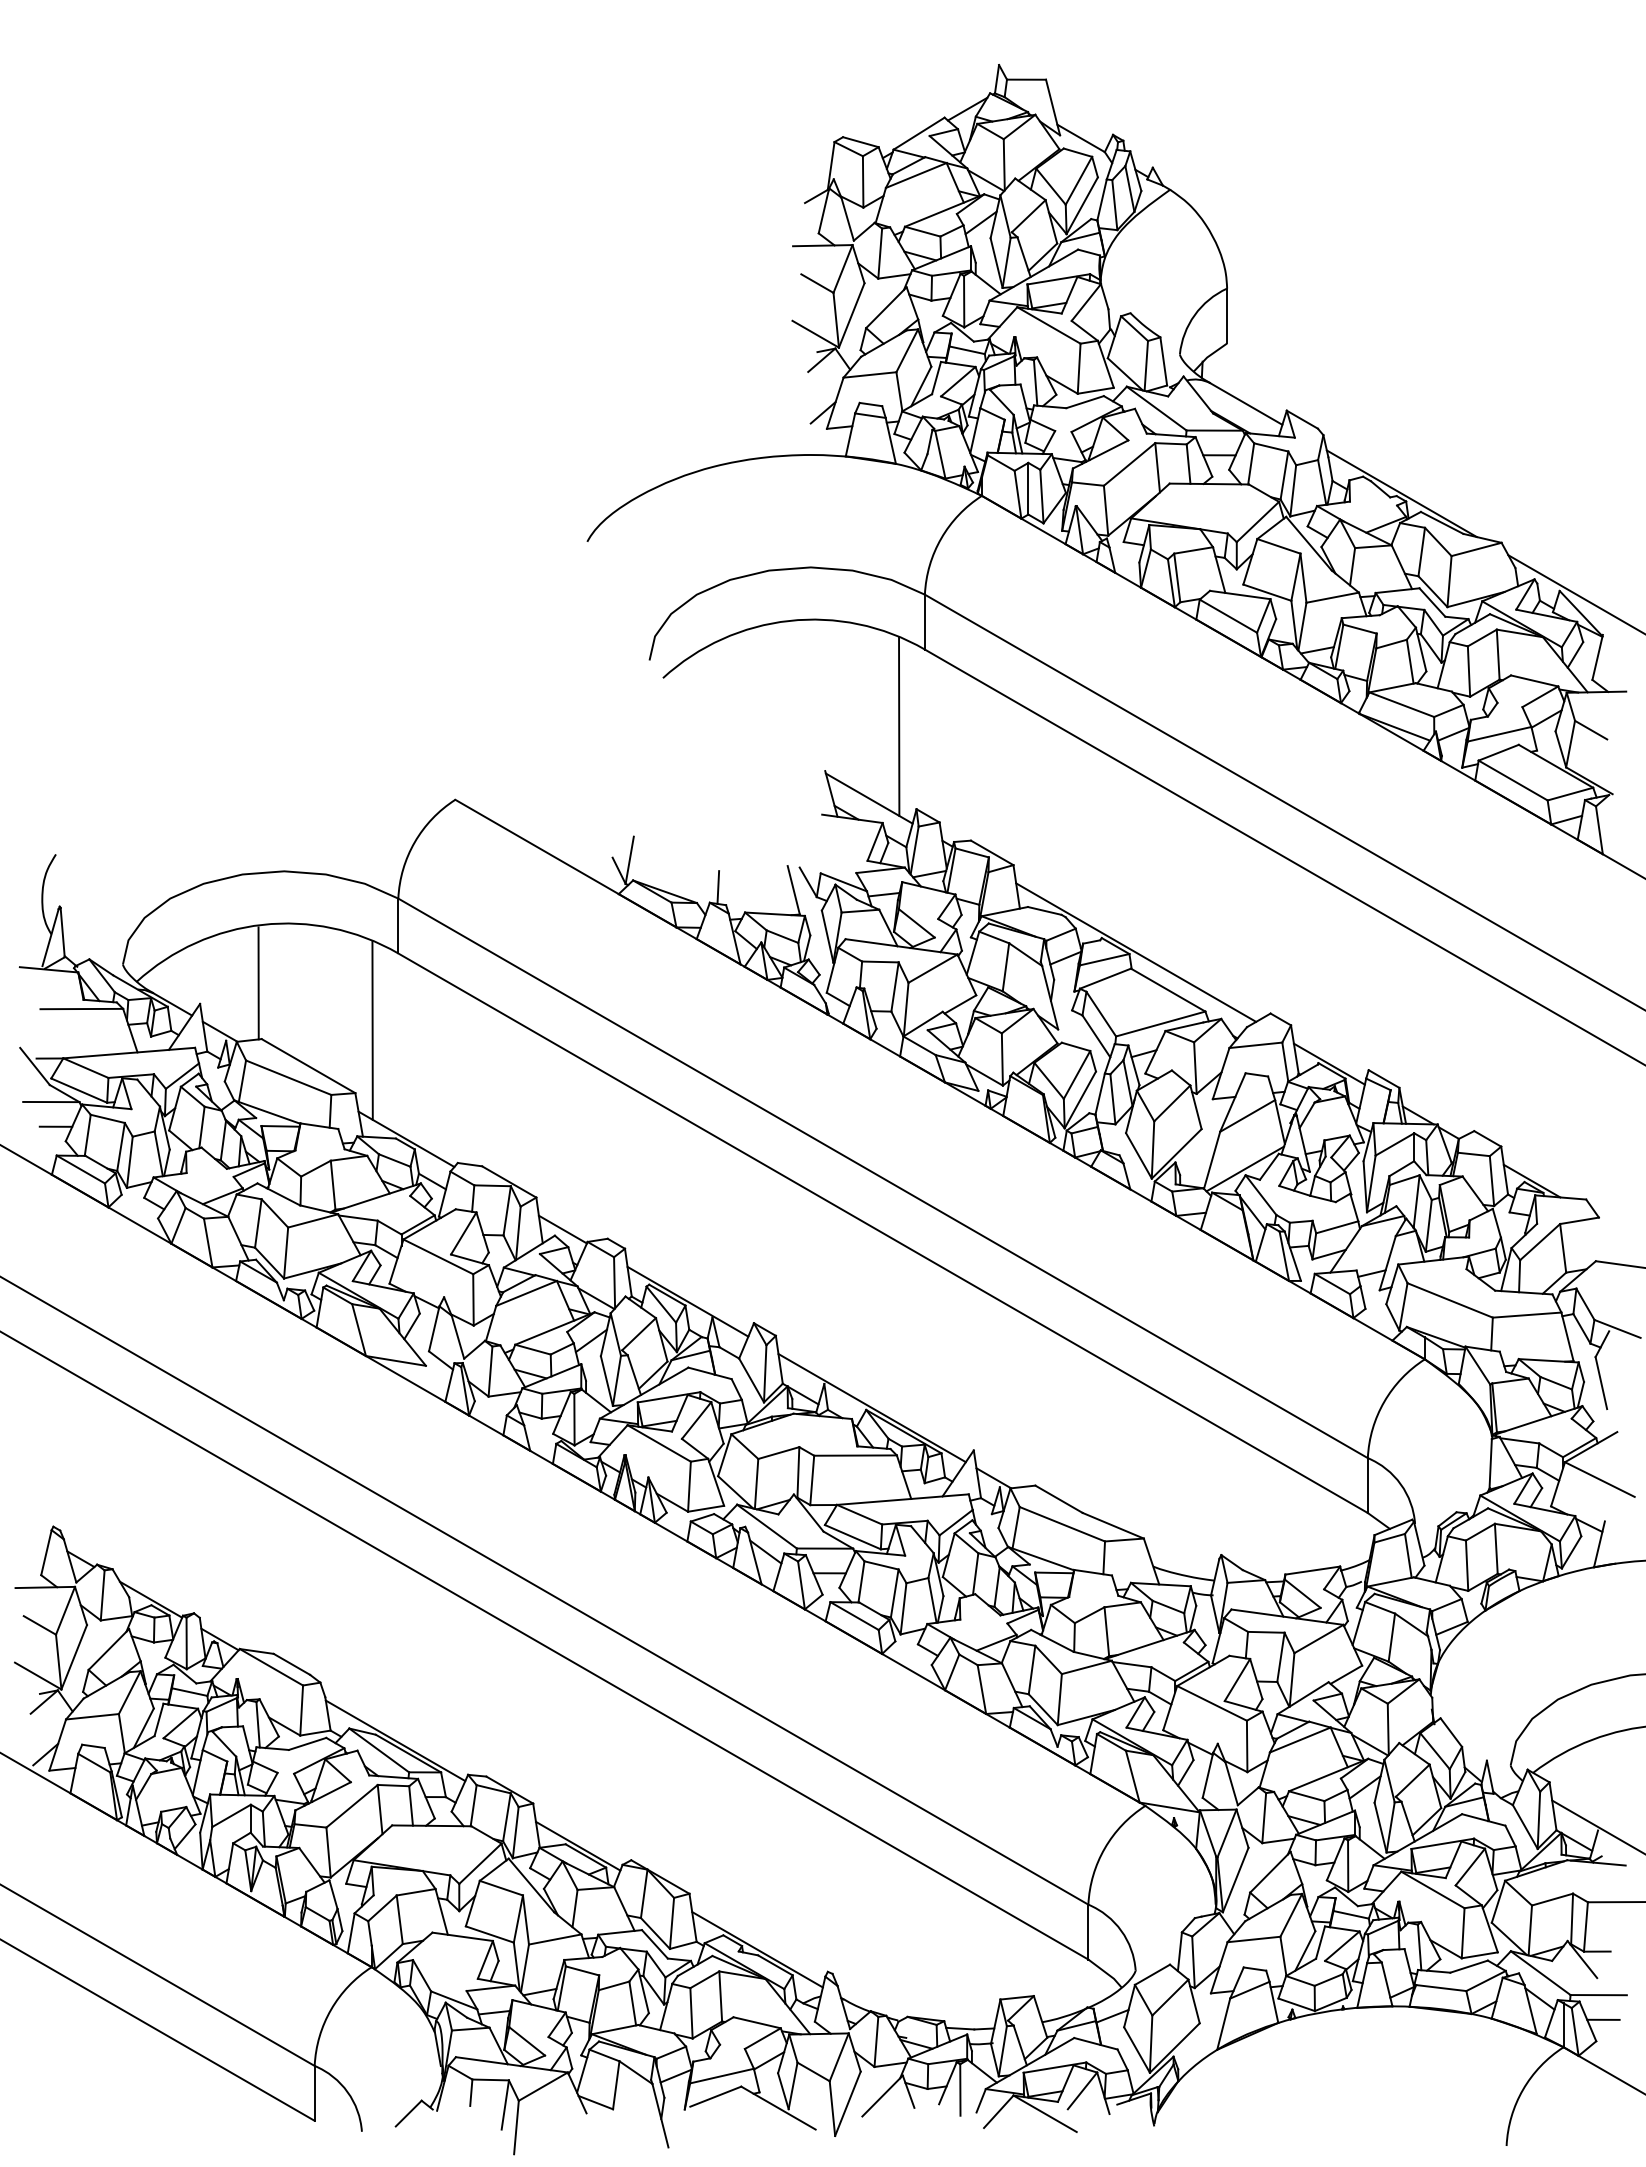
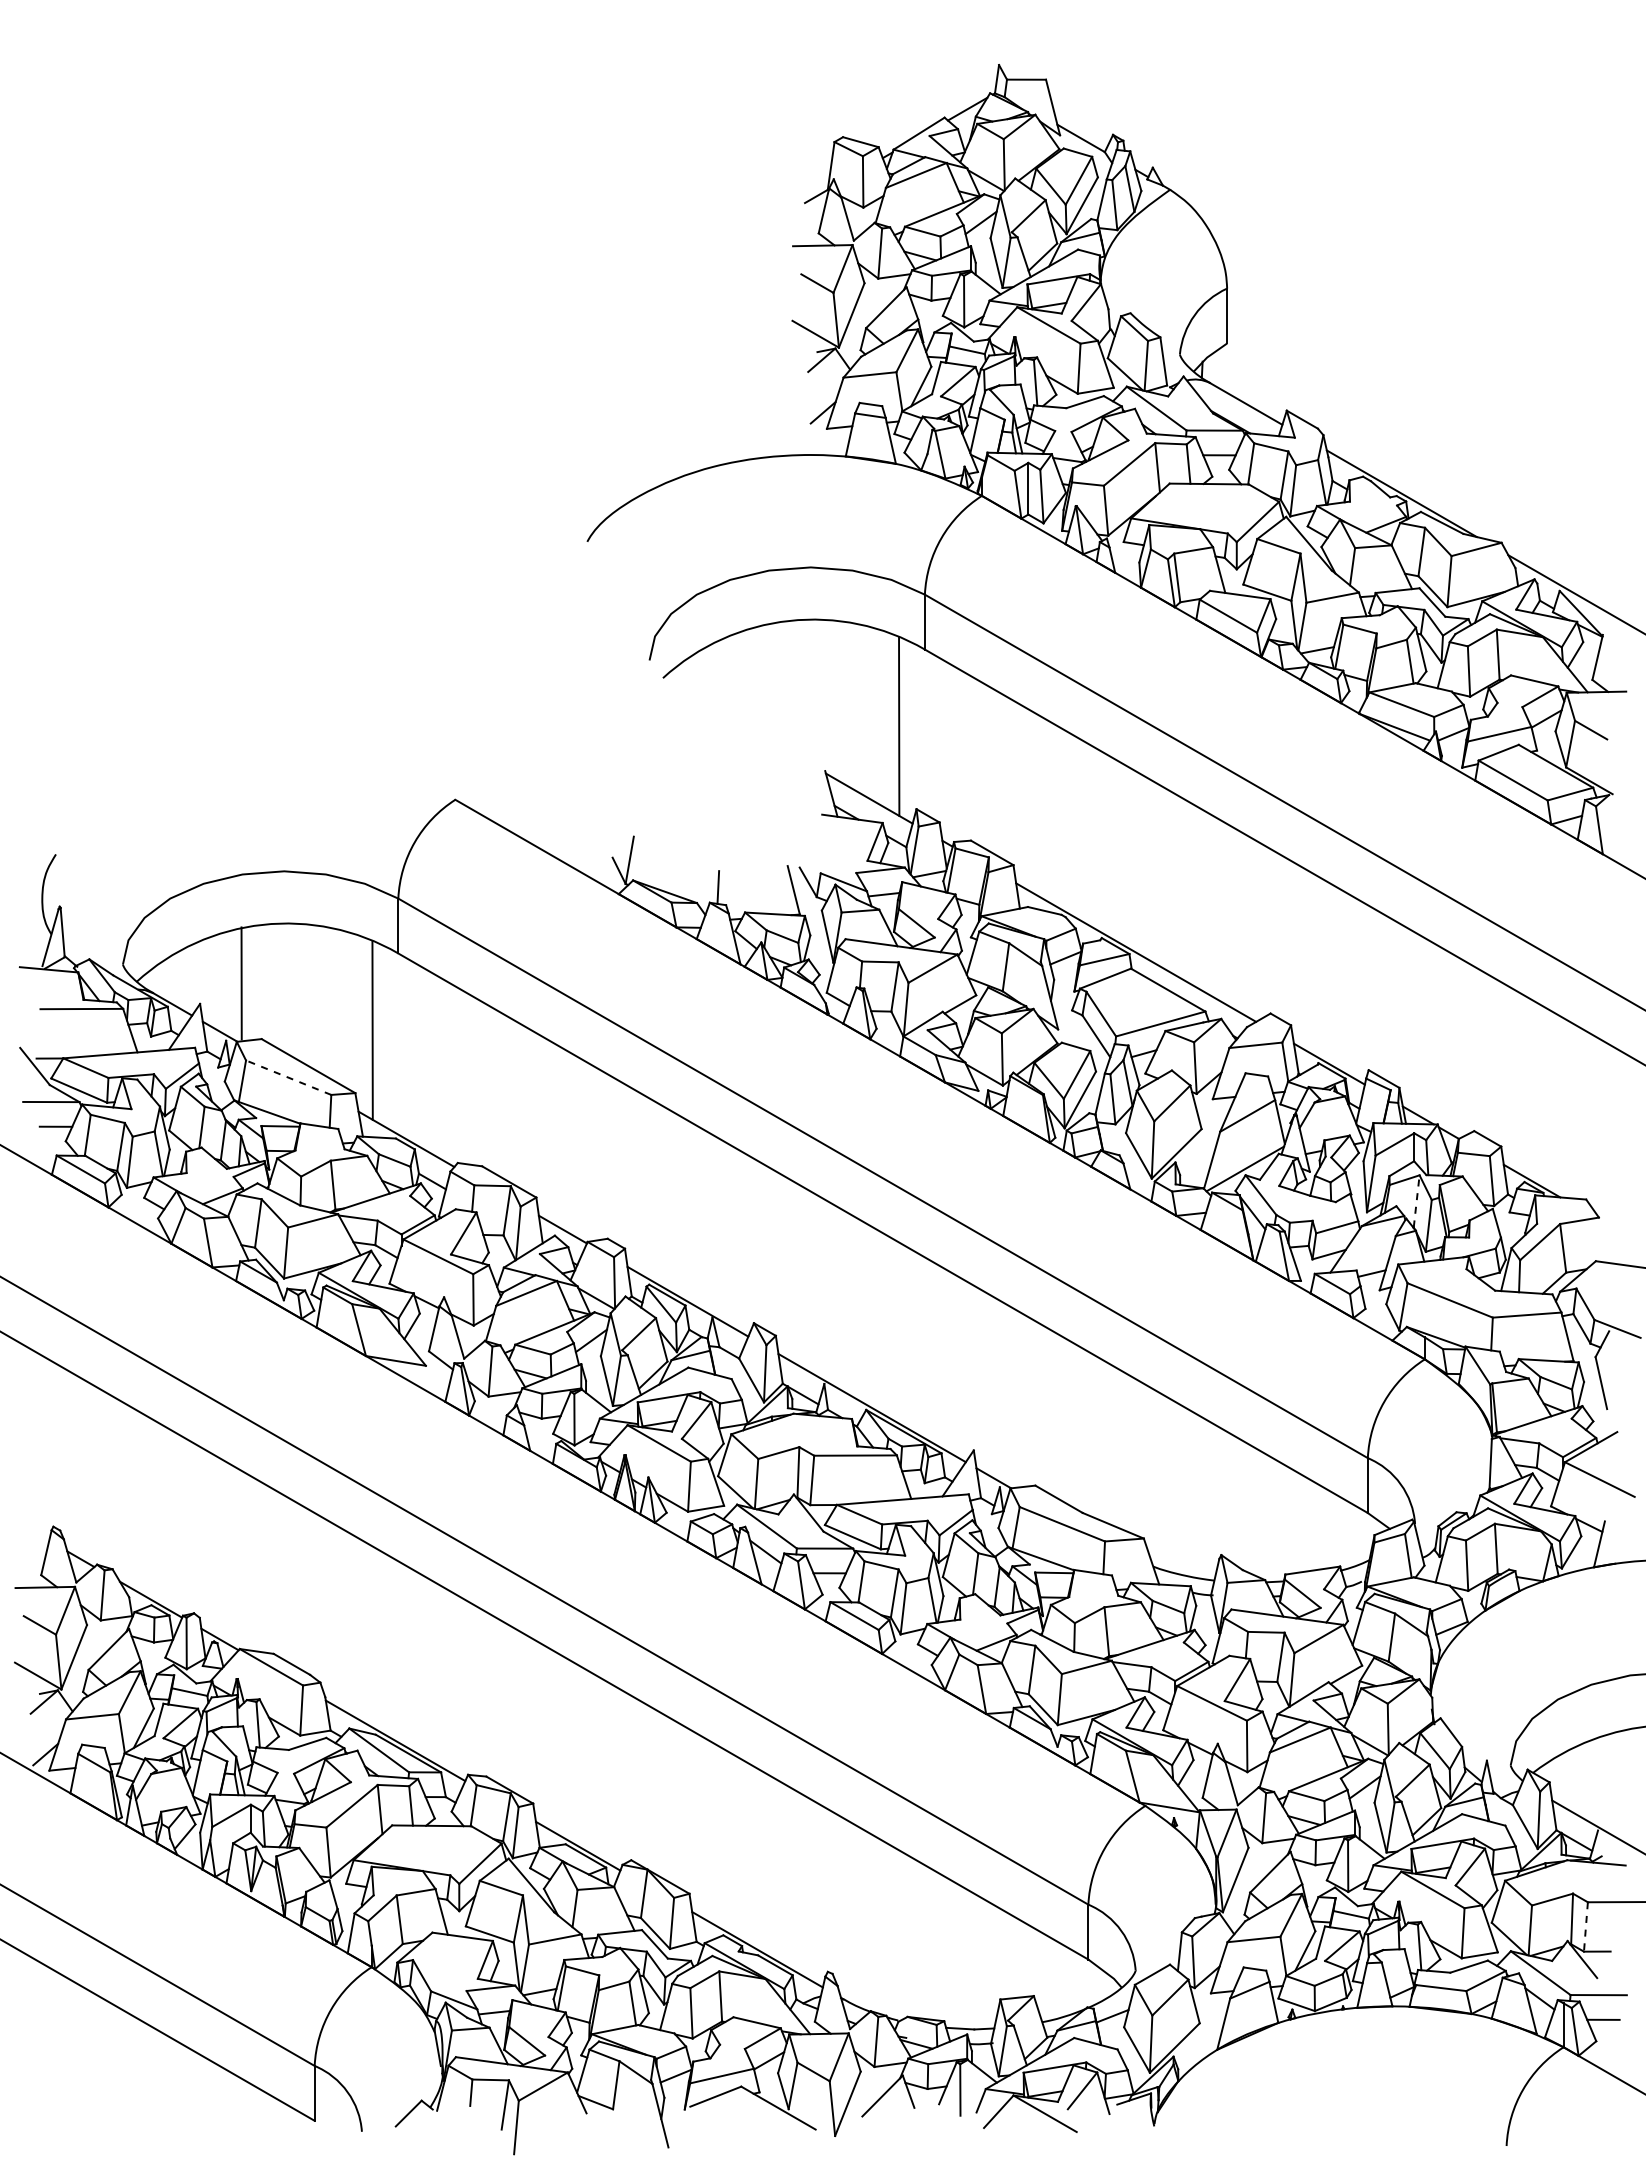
line position: (258, 983) -> (241, 983) (241, 983)
line: solid -> dashed (288, 1077)
line: solid -> dashed (1416, 1200)
line: solid -> dashed (1585, 1926)
